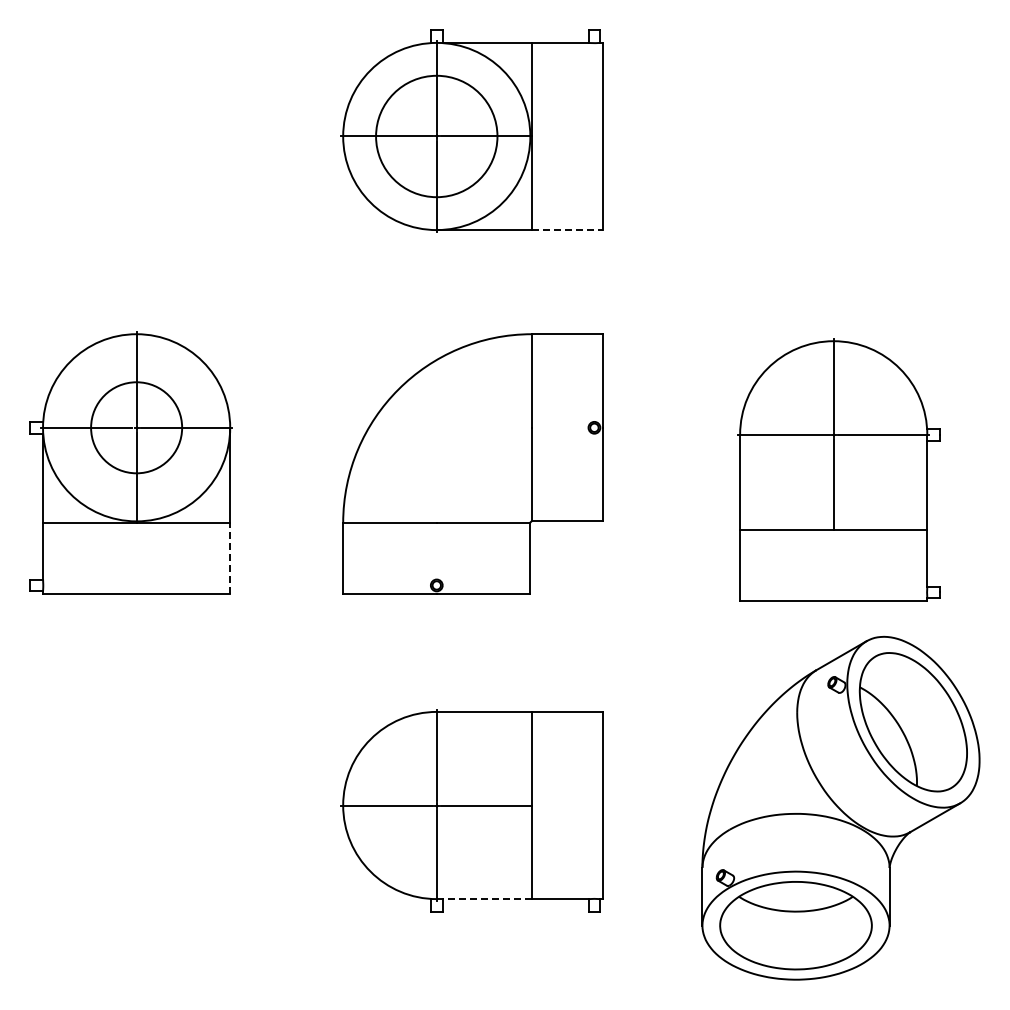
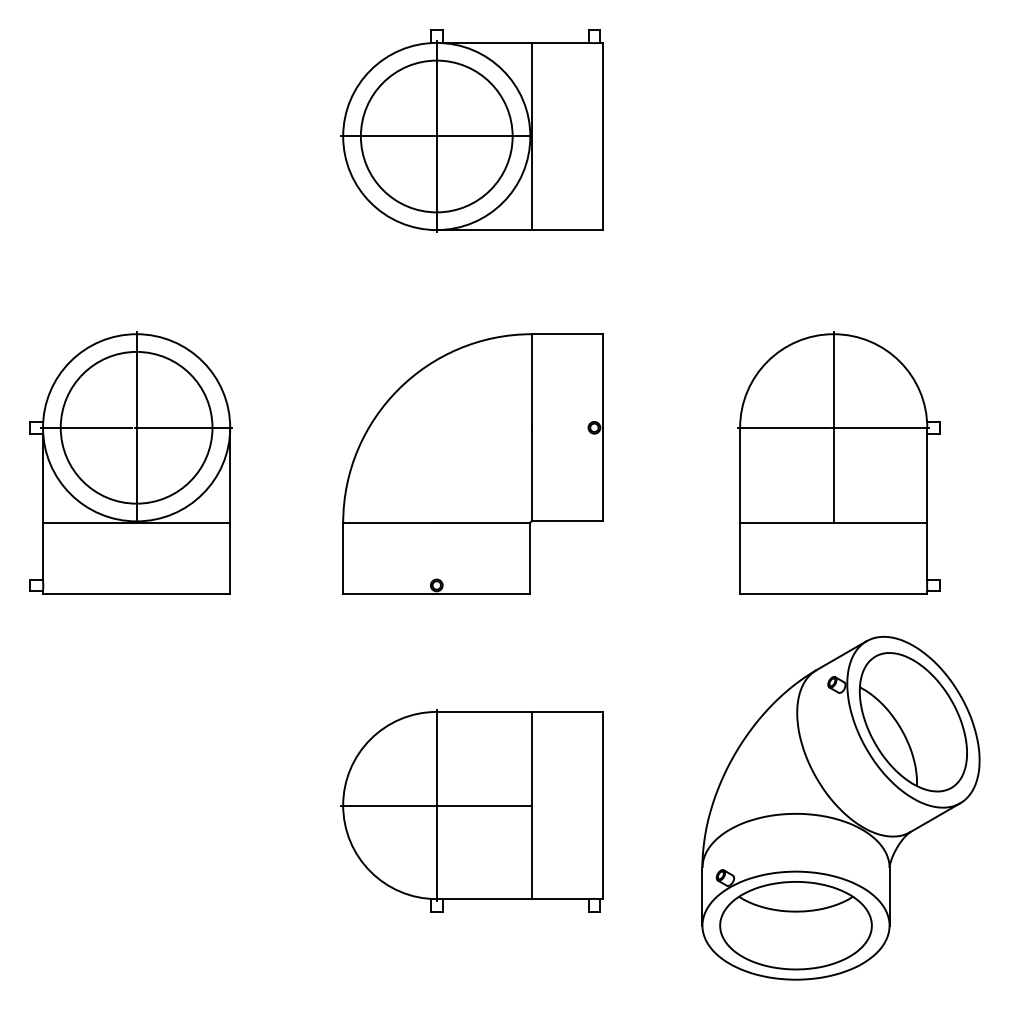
circle diameter: 121 px -> 152 px (436, 136)
line: dashed -> solid (567, 230)
circle diameter: 91 px -> 152 px (136, 427)
part position: (838, 469) -> (838, 462) (838, 462)
line: dashed -> solid (230, 557)
line: dashed -> solid (484, 899)
